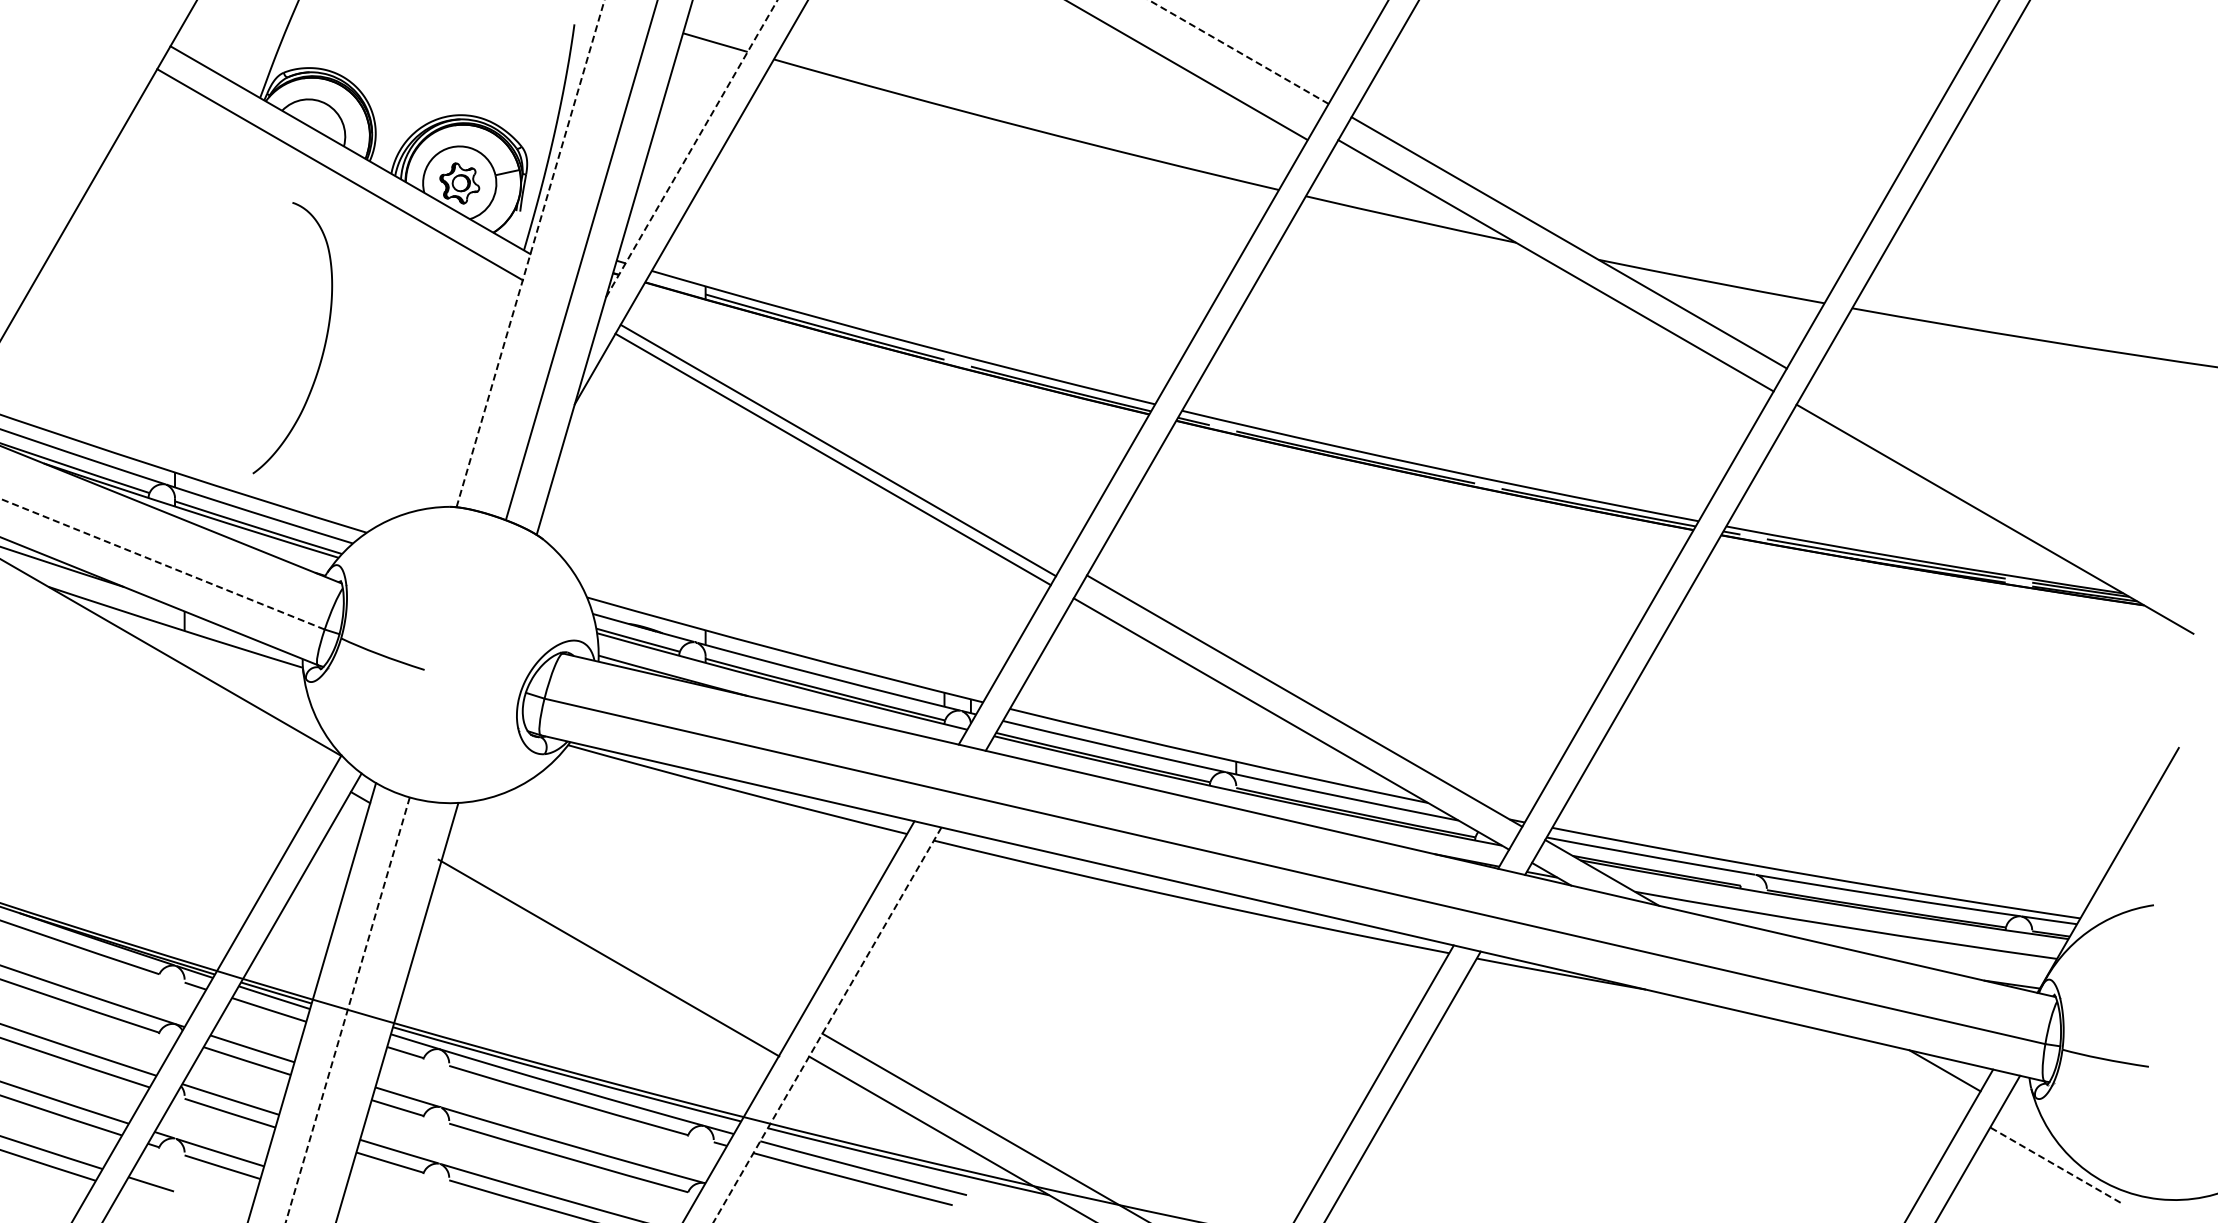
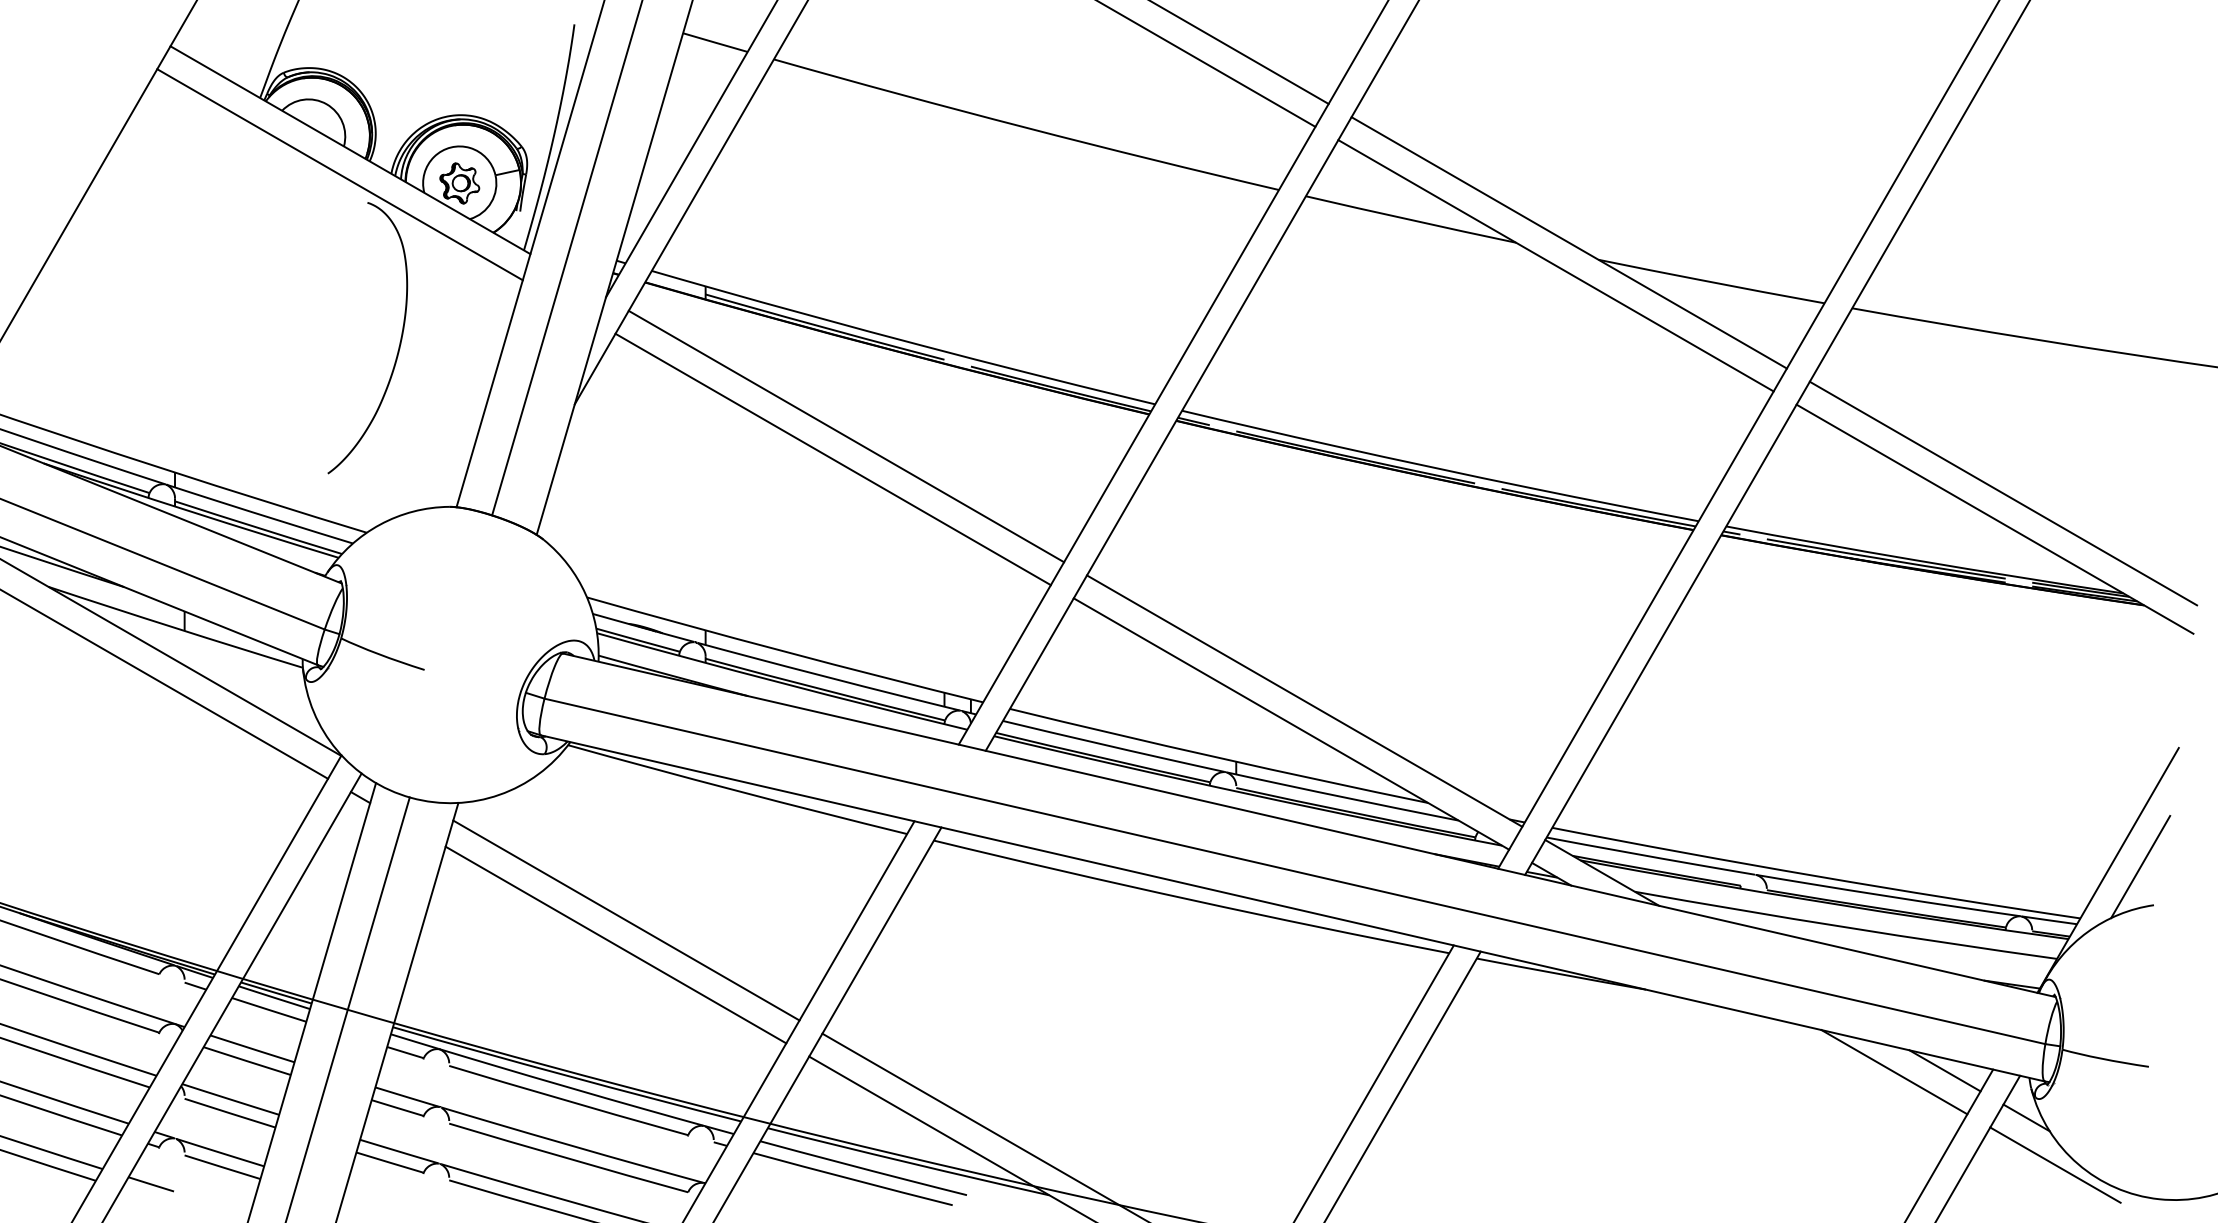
line: dashed -> solid (1238, 52)
line position: (1187, 70) -> (1207, 64) (1207, 64)
line: dashed -> solid (691, 148)
line: dashed -> solid (530, 253)
line position: (581, 260) -> (566, 258) (566, 258)
curve position: (323, 346) -> (398, 346) (398, 346)
line position: (838, 450) -> (846, 436) (846, 436)
line: none -> present (2003, 493)
line: dashed -> solid (162, 564)
line: none -> present (165, 684)
line: none -> present (2140, 866)
line: none -> present (626, 920)
line position: (608, 957) -> (615, 944) (615, 944)
line: dashed -> solid (347, 1010)
line: dashed -> solid (827, 1024)
line: none -> present (1894, 1072)
line: none -> present (2026, 1117)
line: dashed -> solid (2055, 1164)
